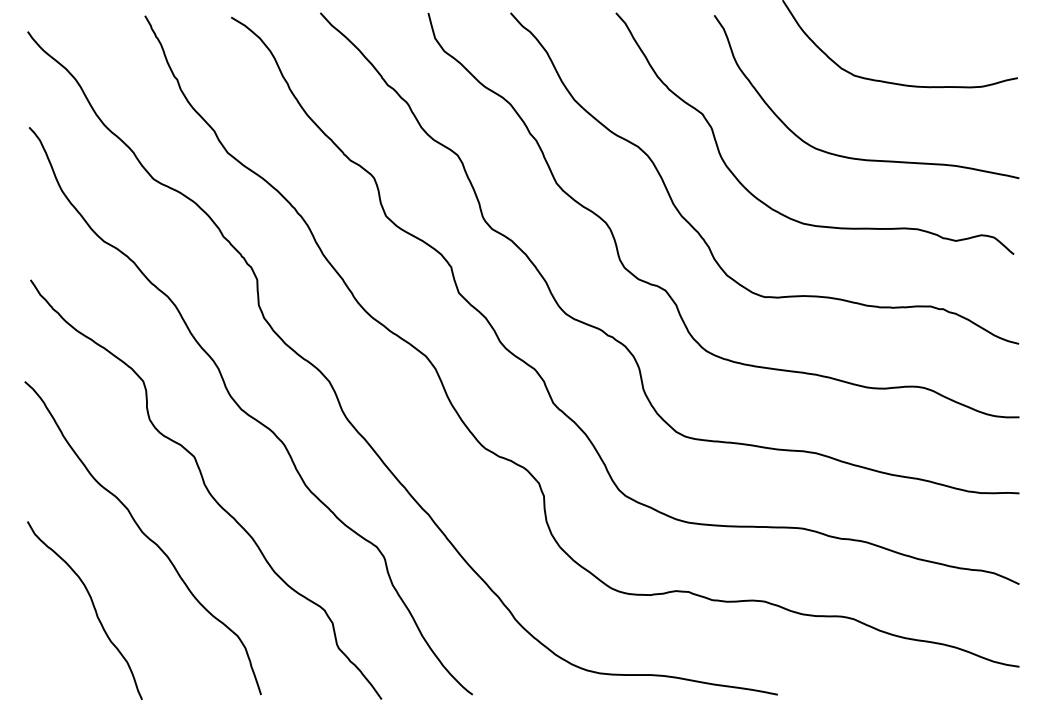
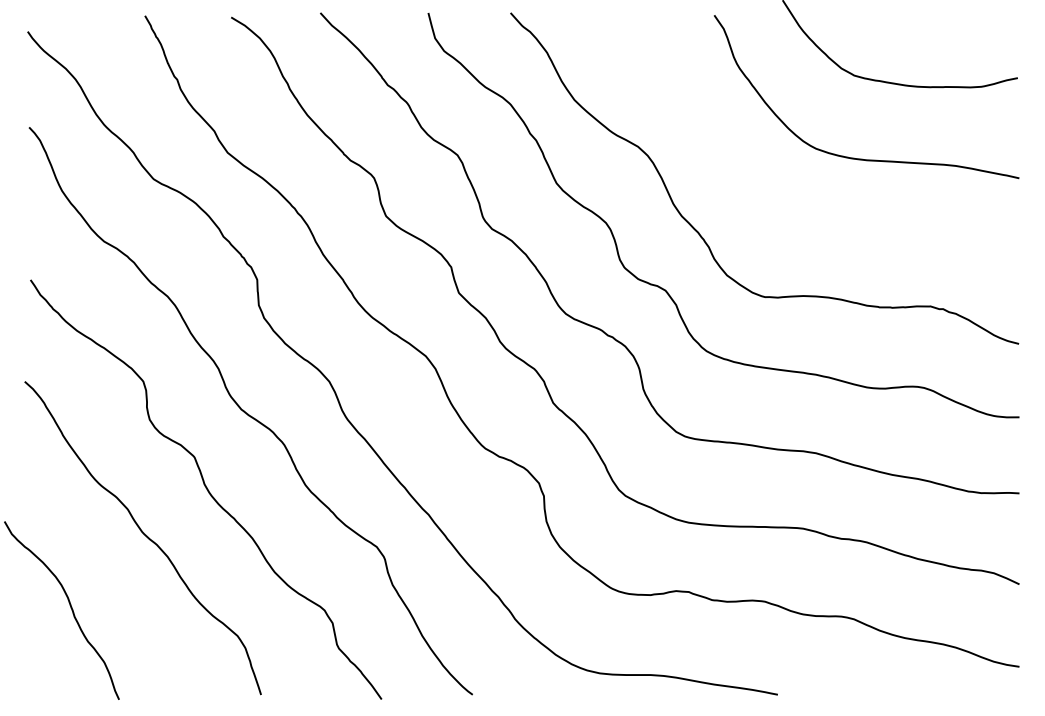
curve: present -> none (763, 201)
curve position: (93, 608) -> (70, 608) (70, 608)
